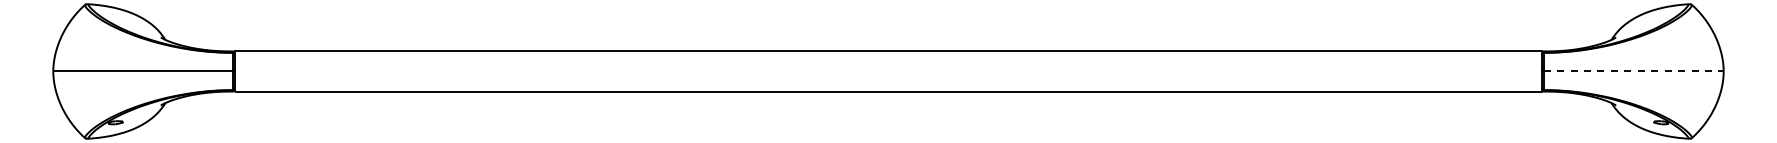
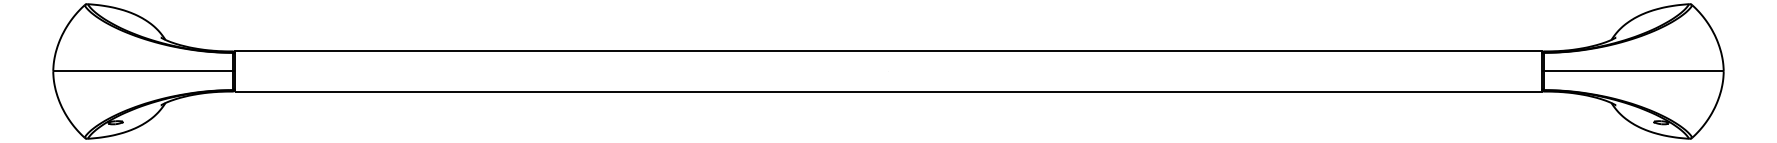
line: dashed -> solid (1634, 71)
